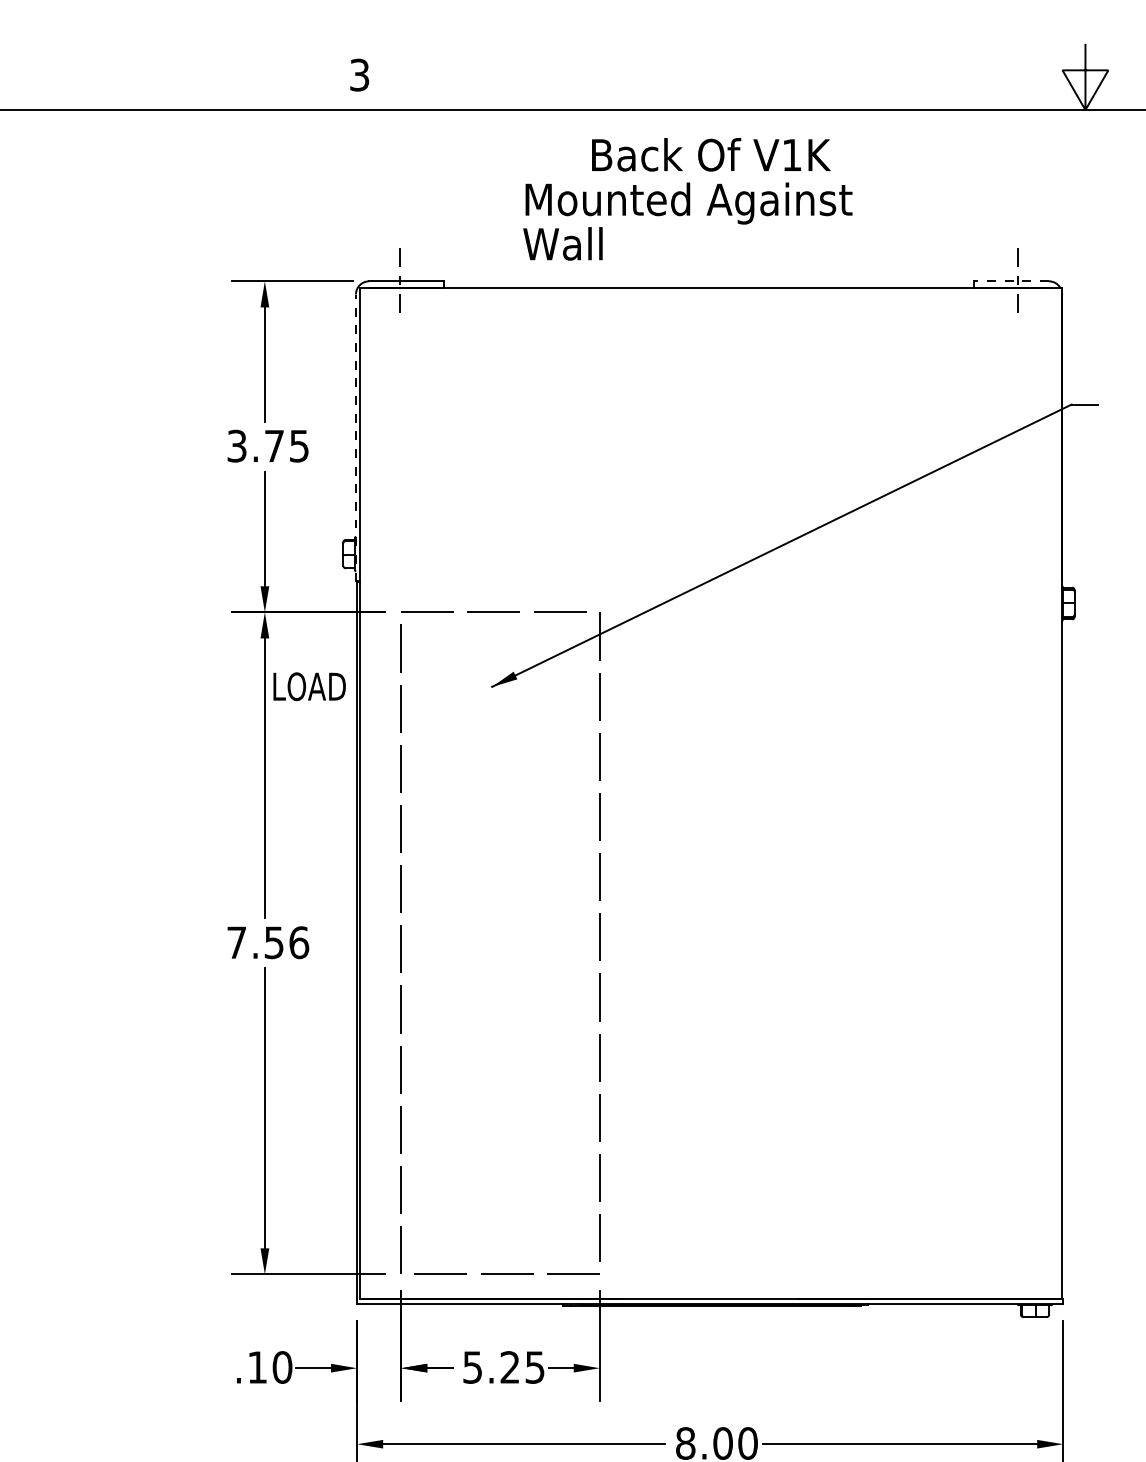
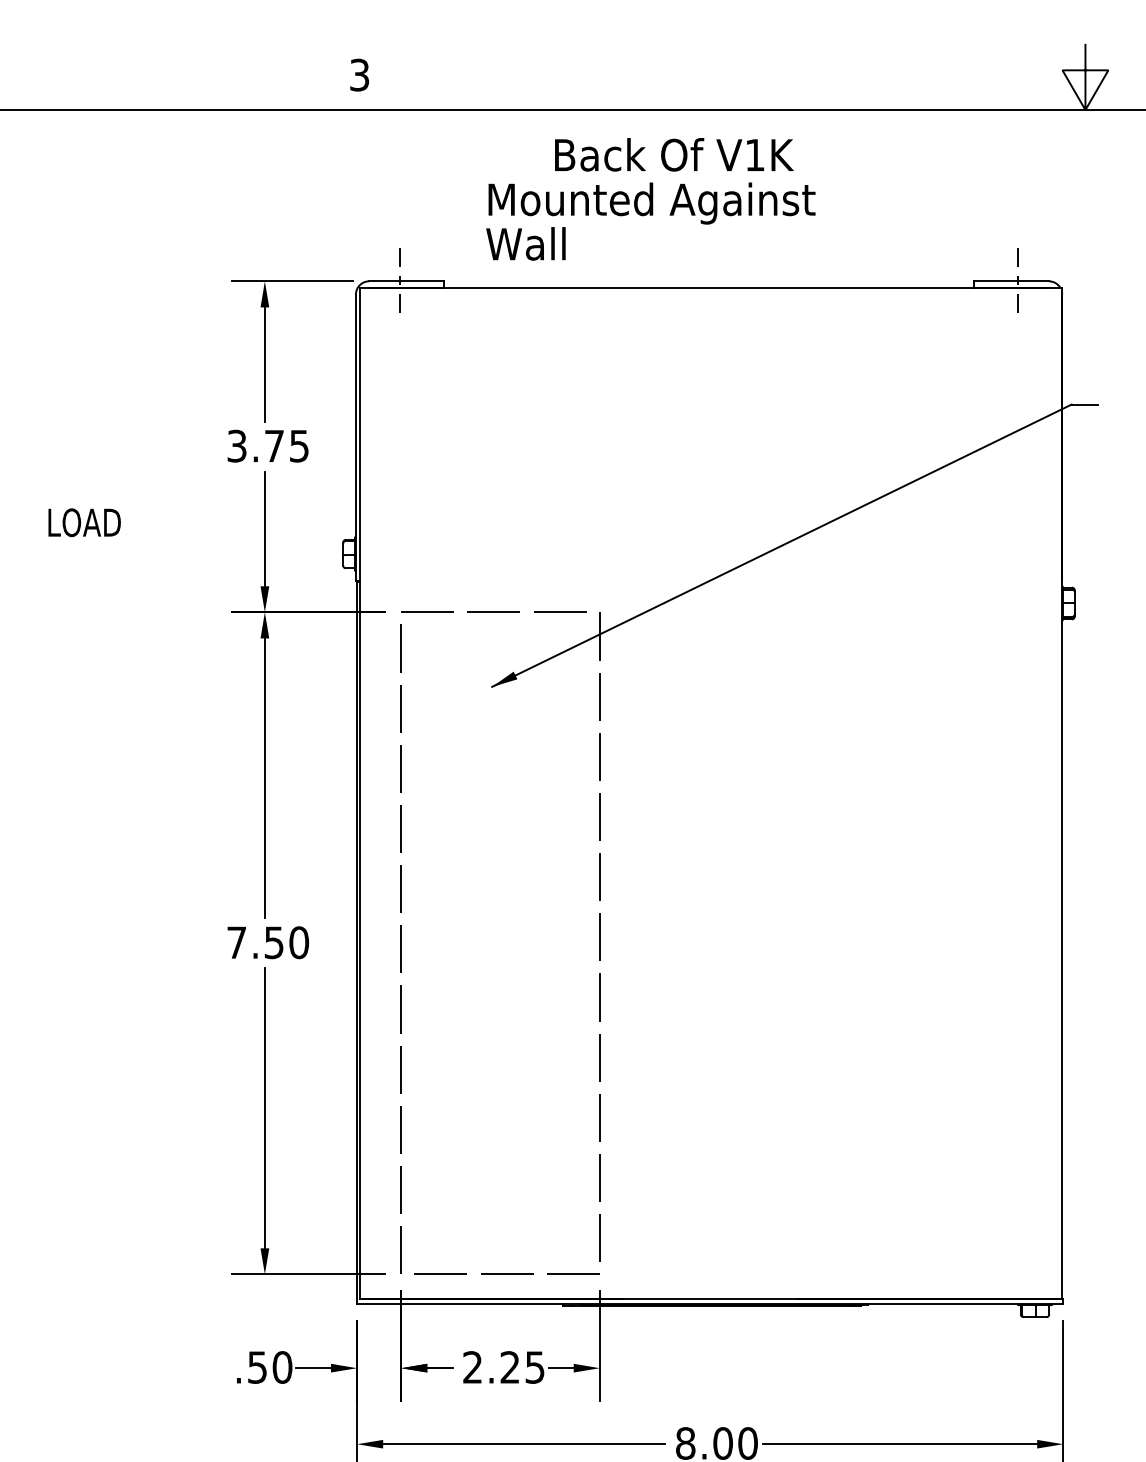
text position: (687, 199) -> (650, 199) (650, 199)
line: dashed -> solid (1011, 281)
line: dashed -> solid (355, 437)
text position: (309, 686) -> (84, 522) (84, 522)
text: 7.56 -> 7.50 (299, 942)
text: .10 -> .50 (257, 1367)
text: 5.25 -> 2.25 (472, 1367)
